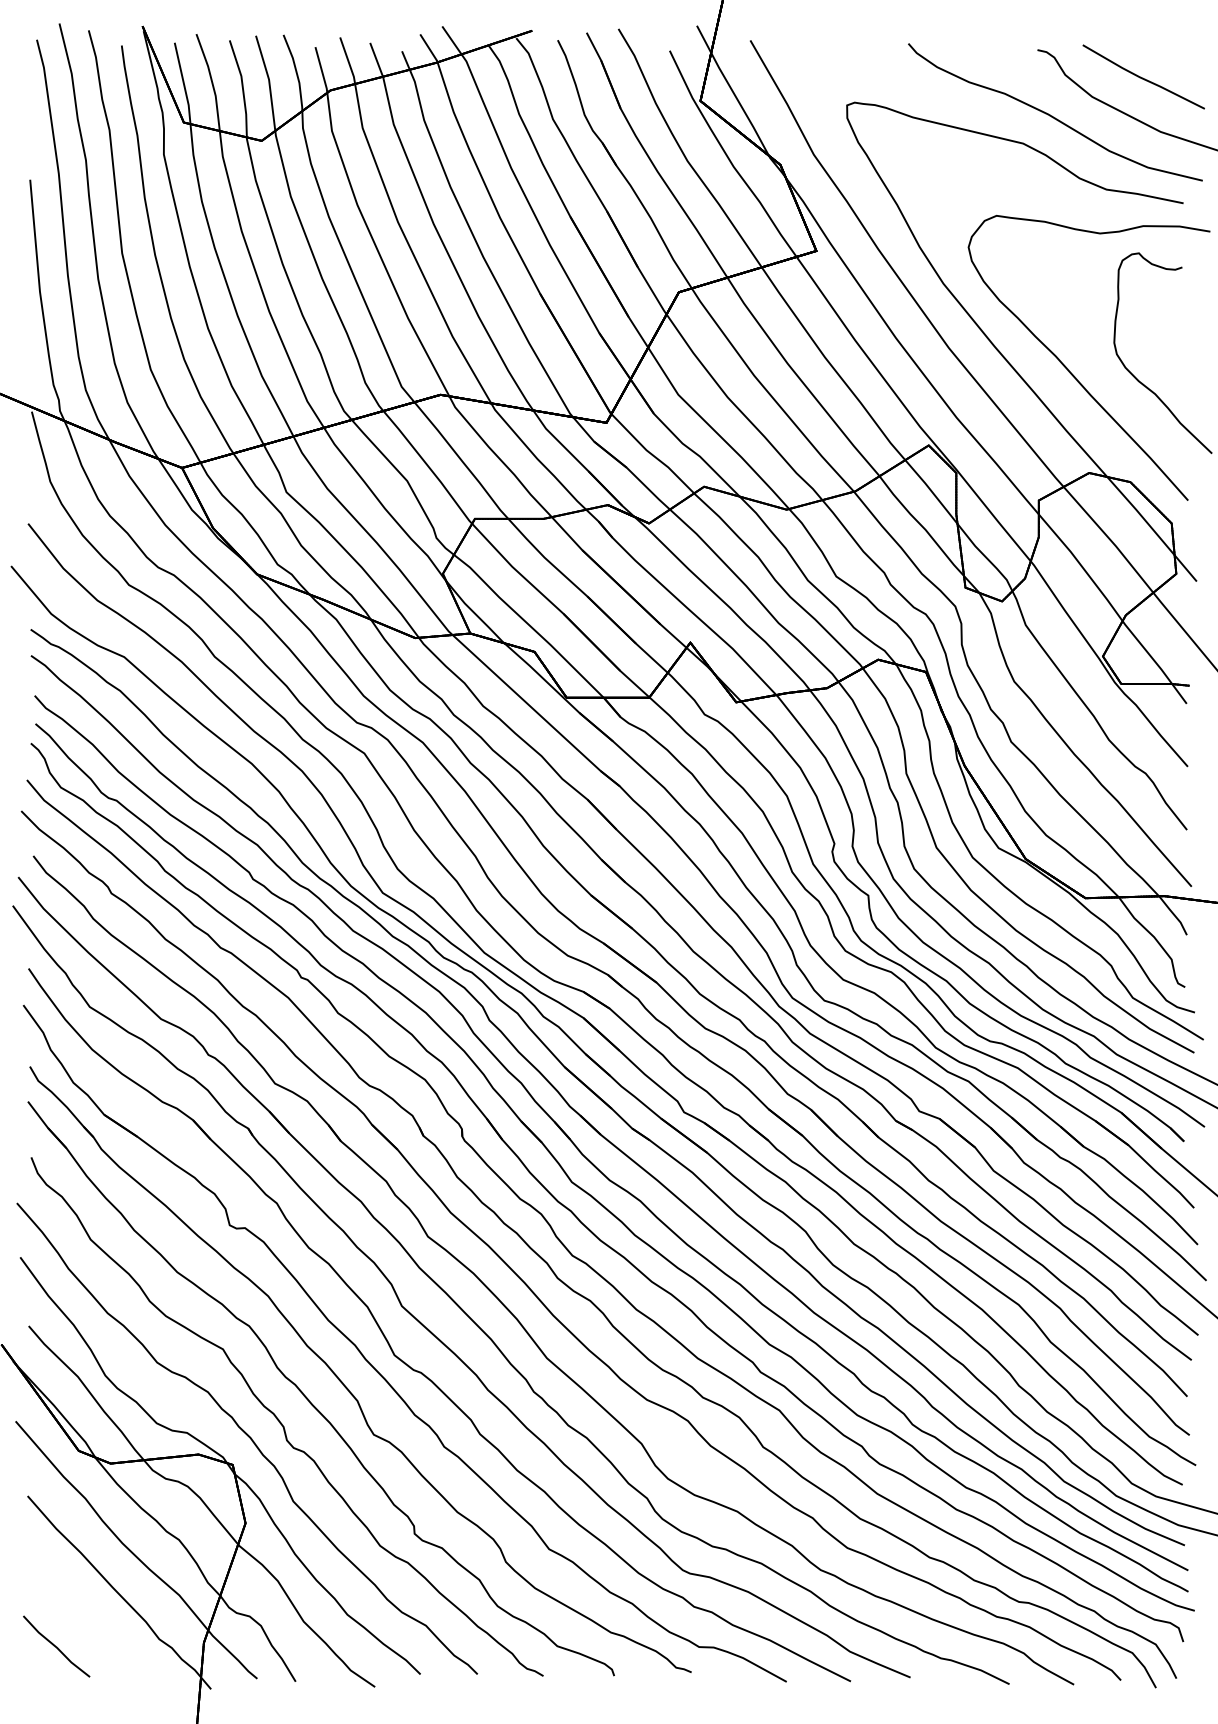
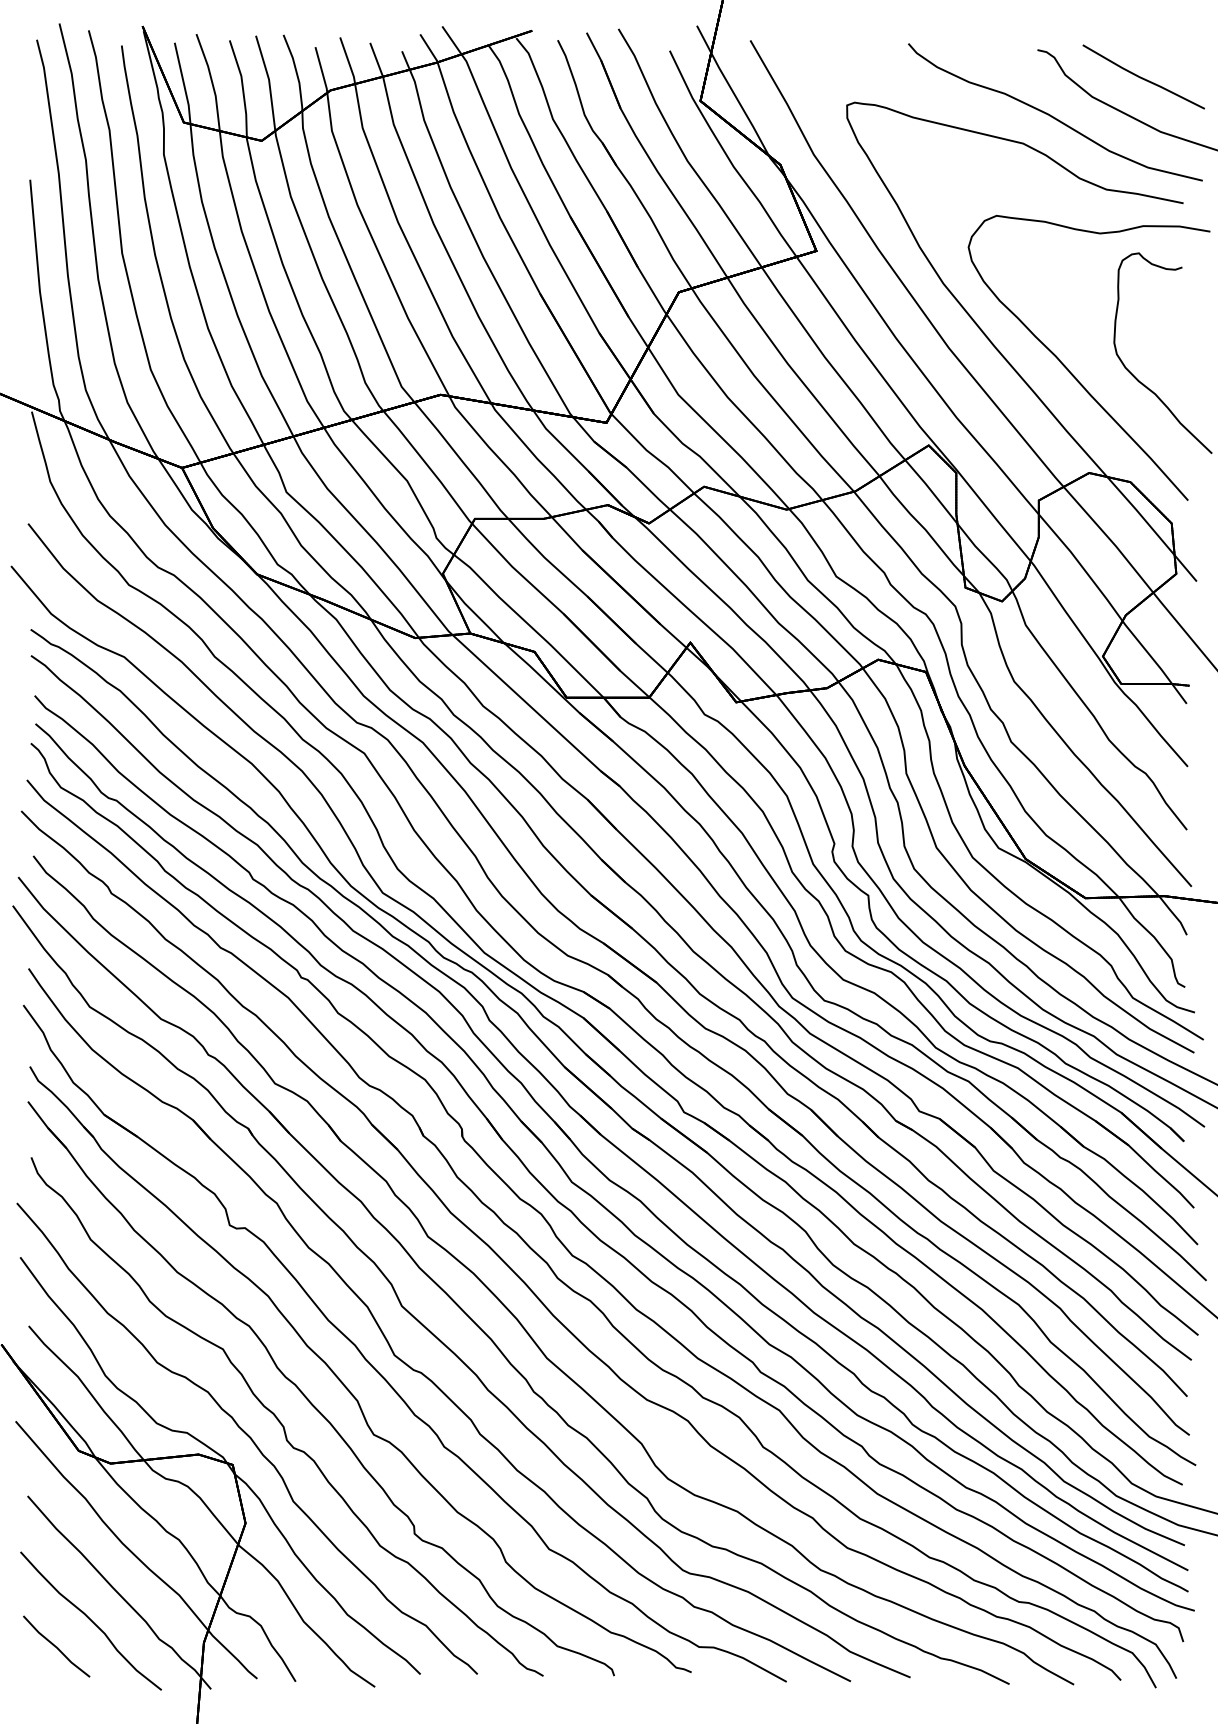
curve: none -> present (90, 1620)
